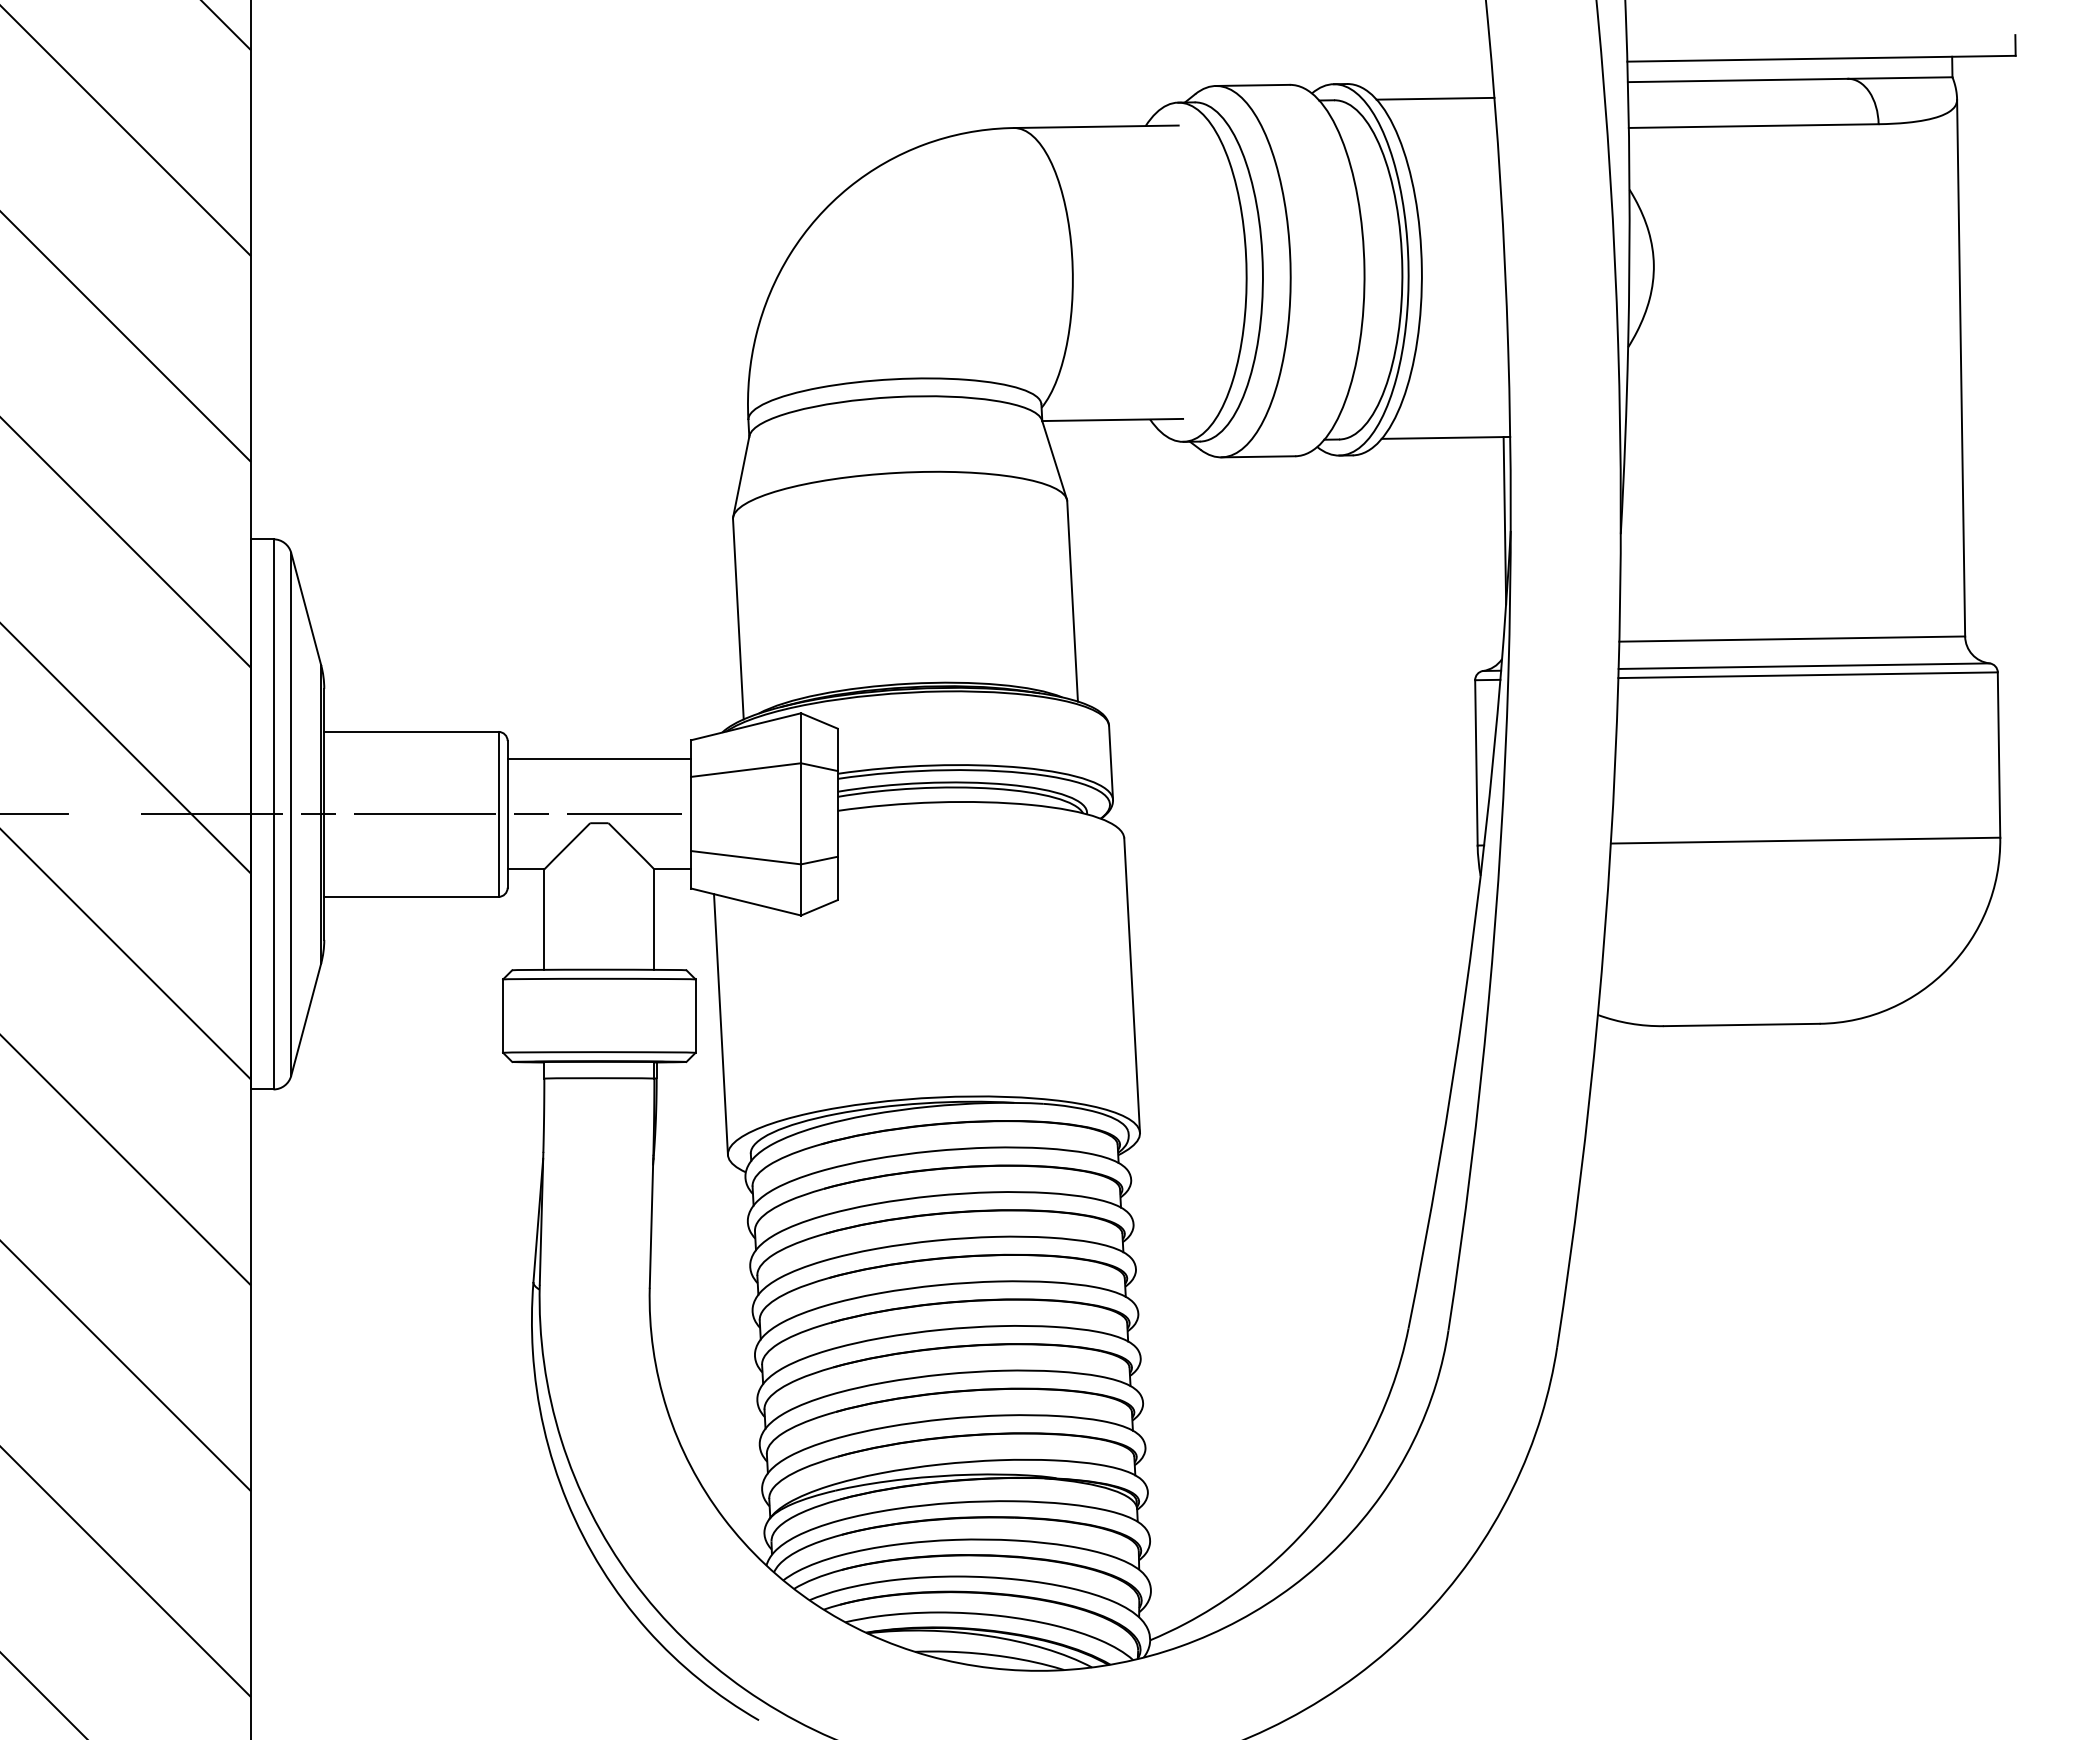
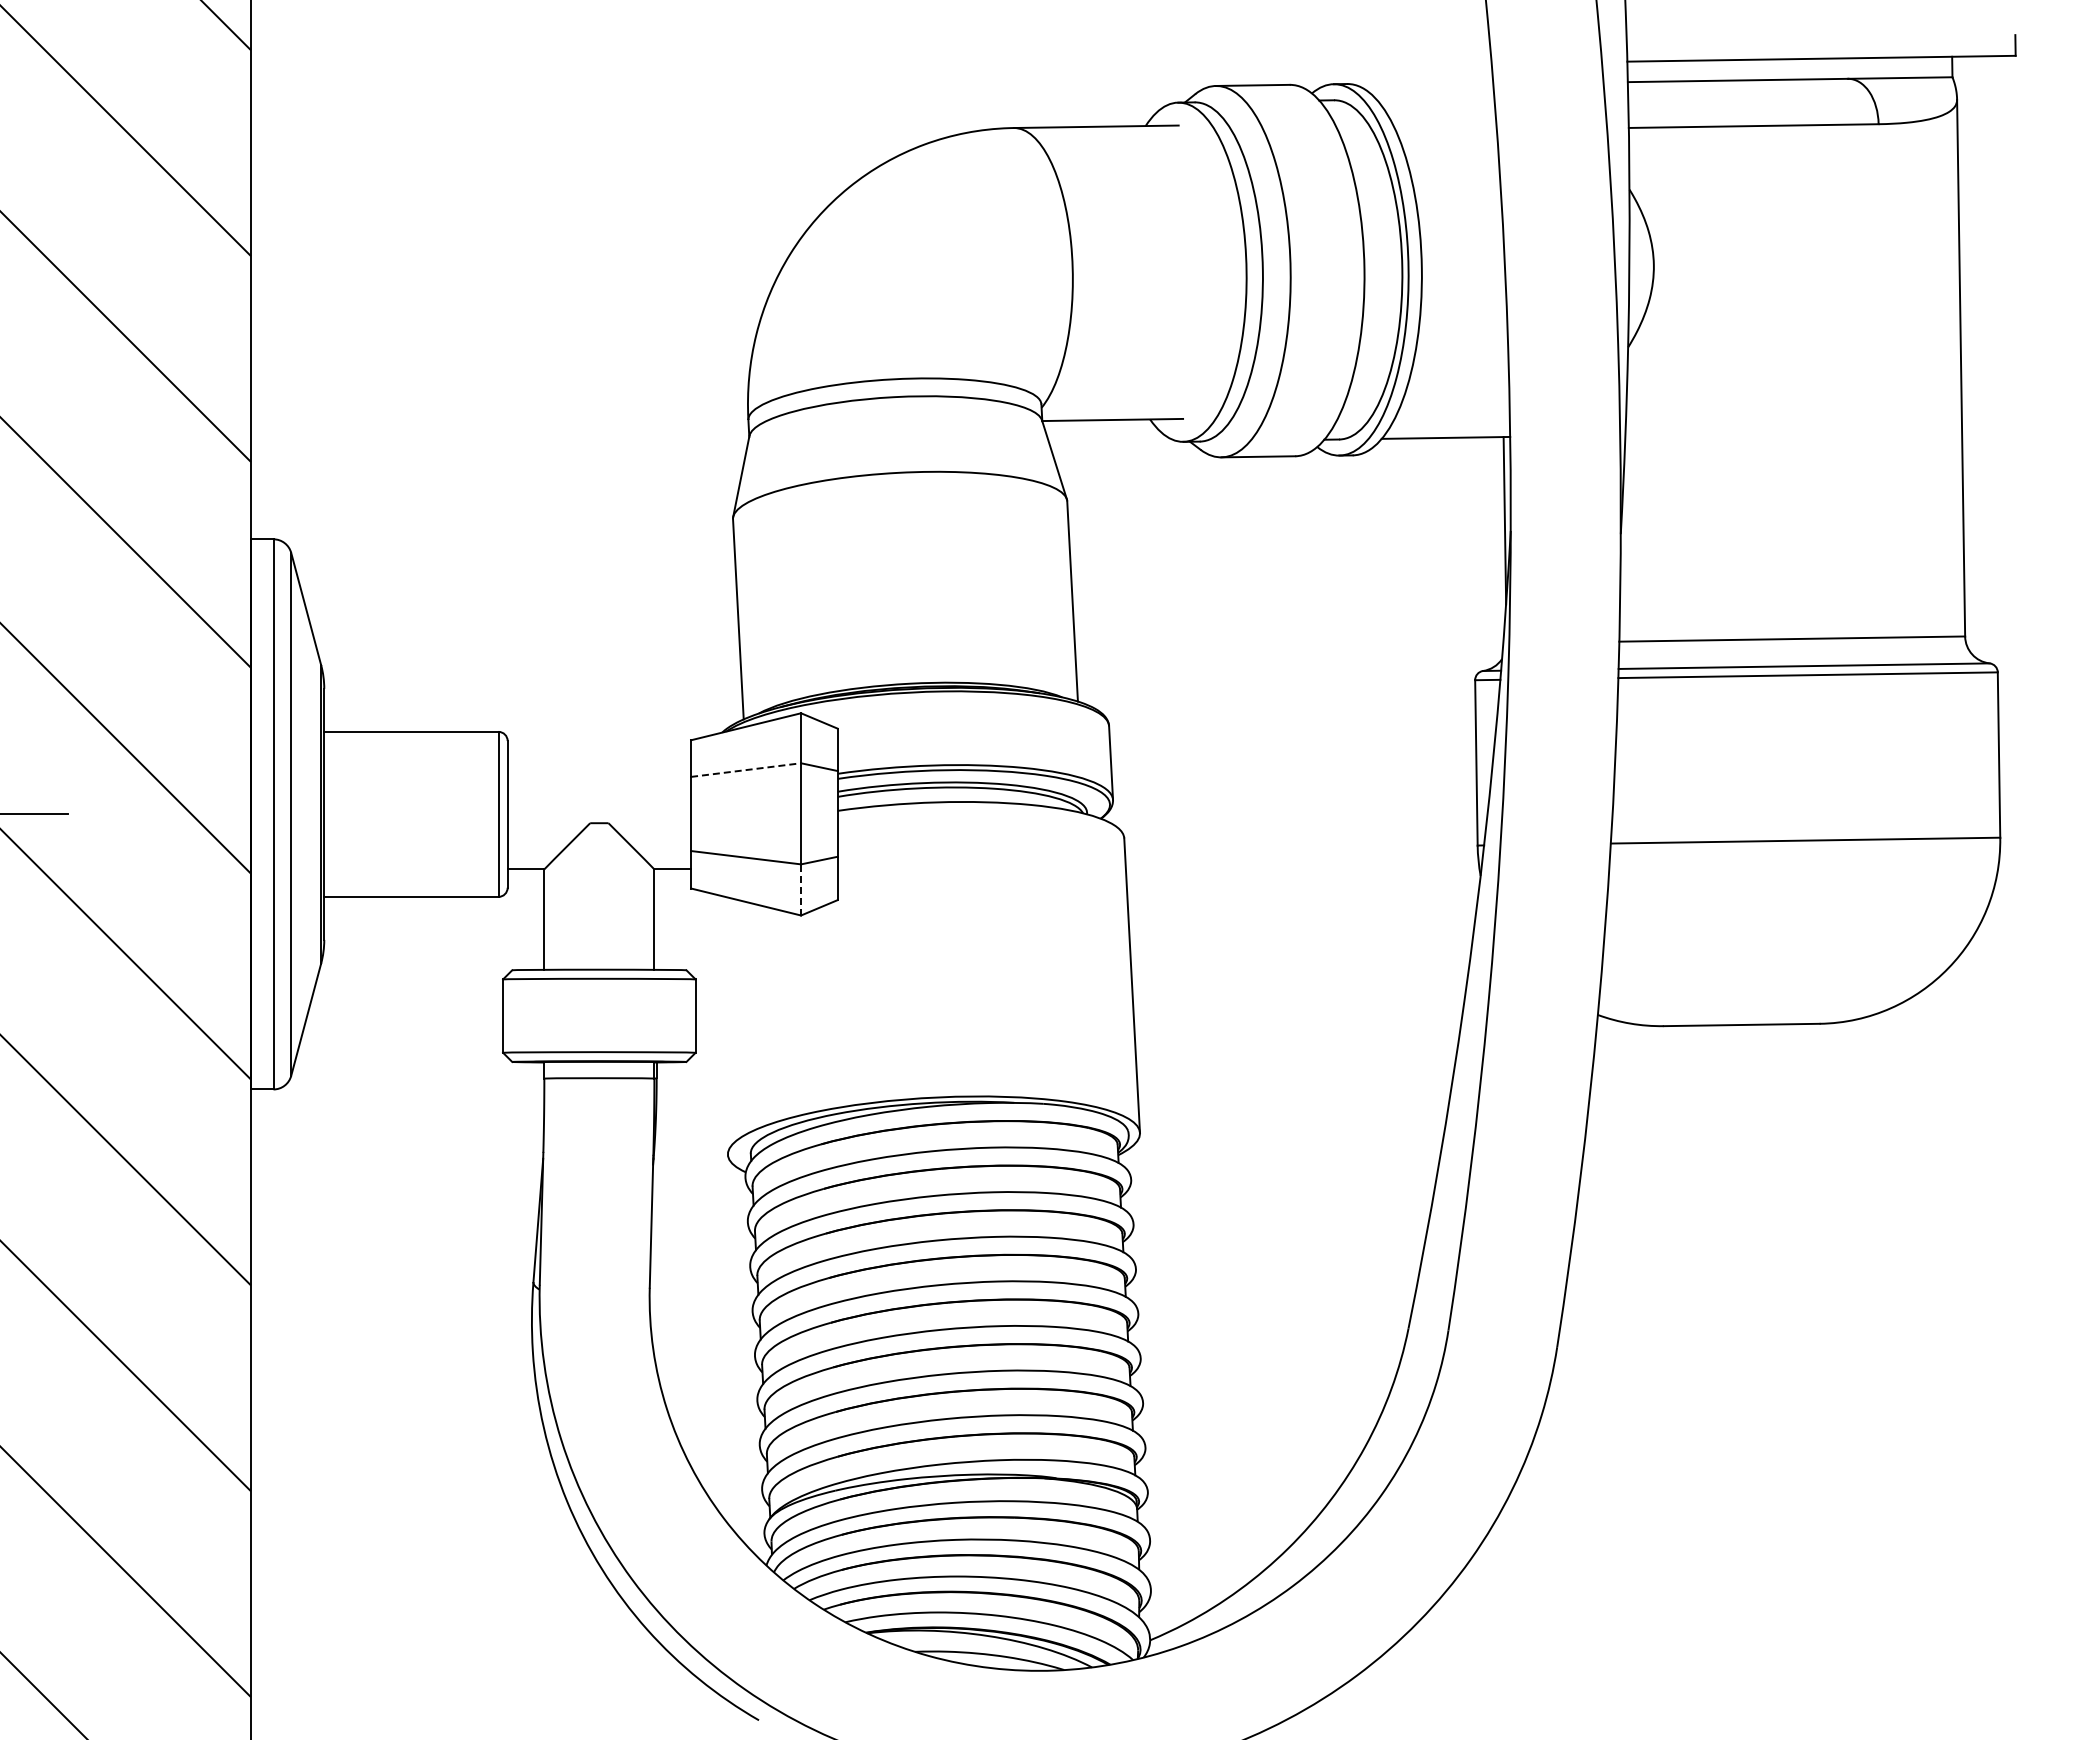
line: present -> none (1435, 98)
line: present -> none (599, 759)
line: solid -> dashed (746, 770)
line: present -> none (410, 814)
line: solid -> dashed (801, 889)
line: present -> none (720, 1024)
